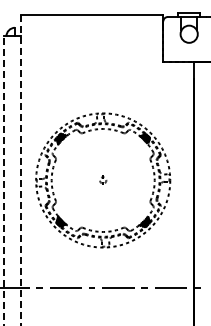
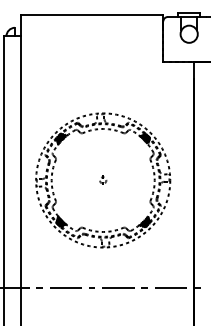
line: dashed -> solid (21, 169)
line: dashed -> solid (4, 181)
